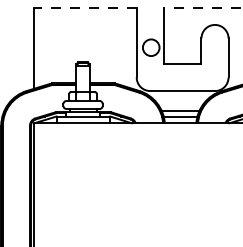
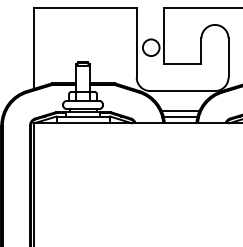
line: dashed -> solid (85, 8)
line: dashed -> solid (202, 8)
